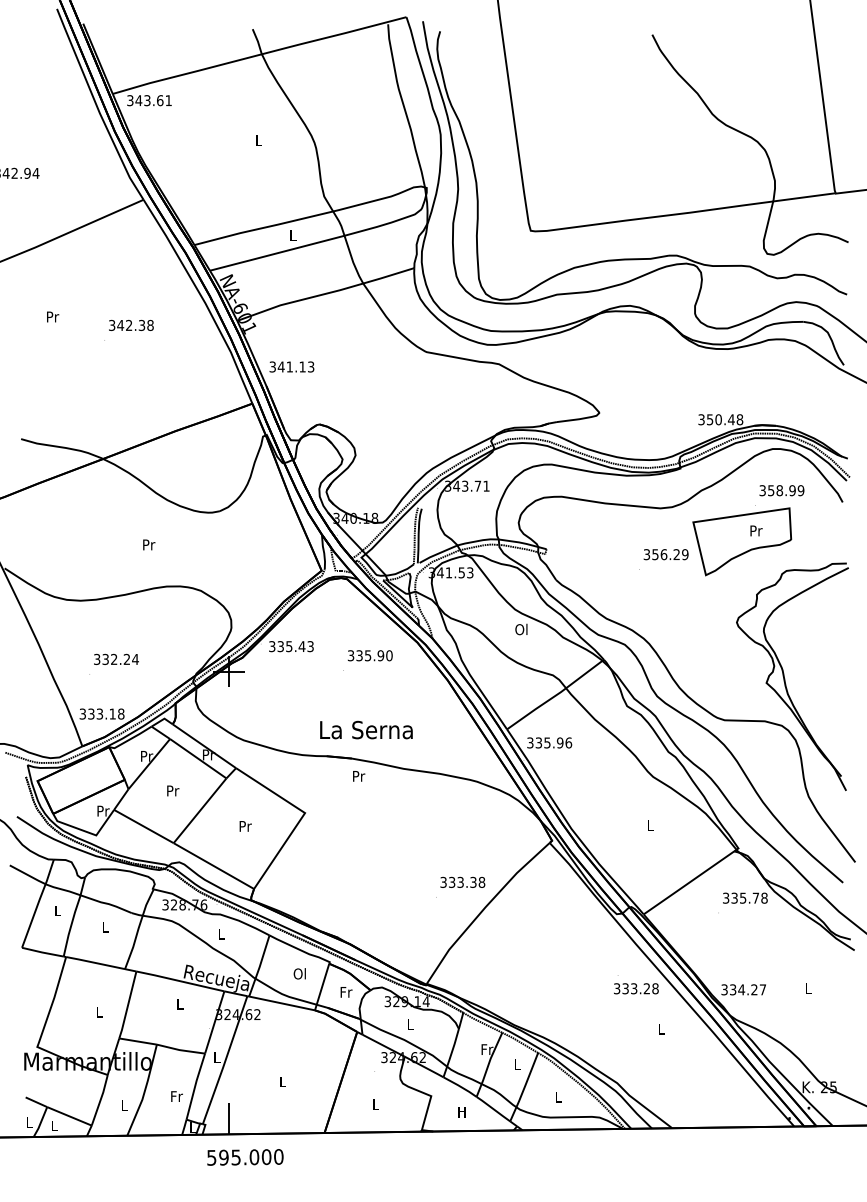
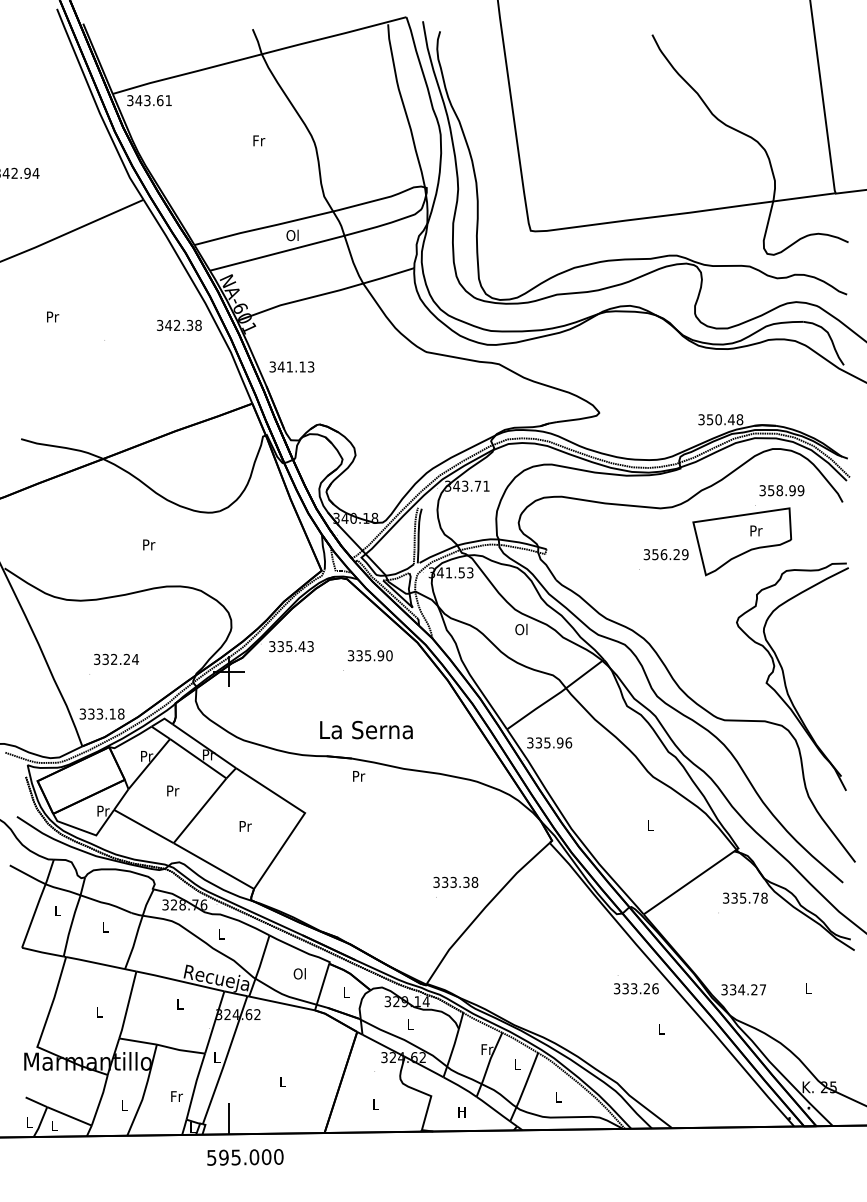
text: L -> Fr (259, 140)
text: L -> Ol (292, 235)
text position: (131, 324) -> (179, 324) (179, 324)
text position: (462, 881) -> (455, 881) (455, 881)
text: 333.28 -> 333.26 (655, 988)
text: Fr -> L (346, 992)
